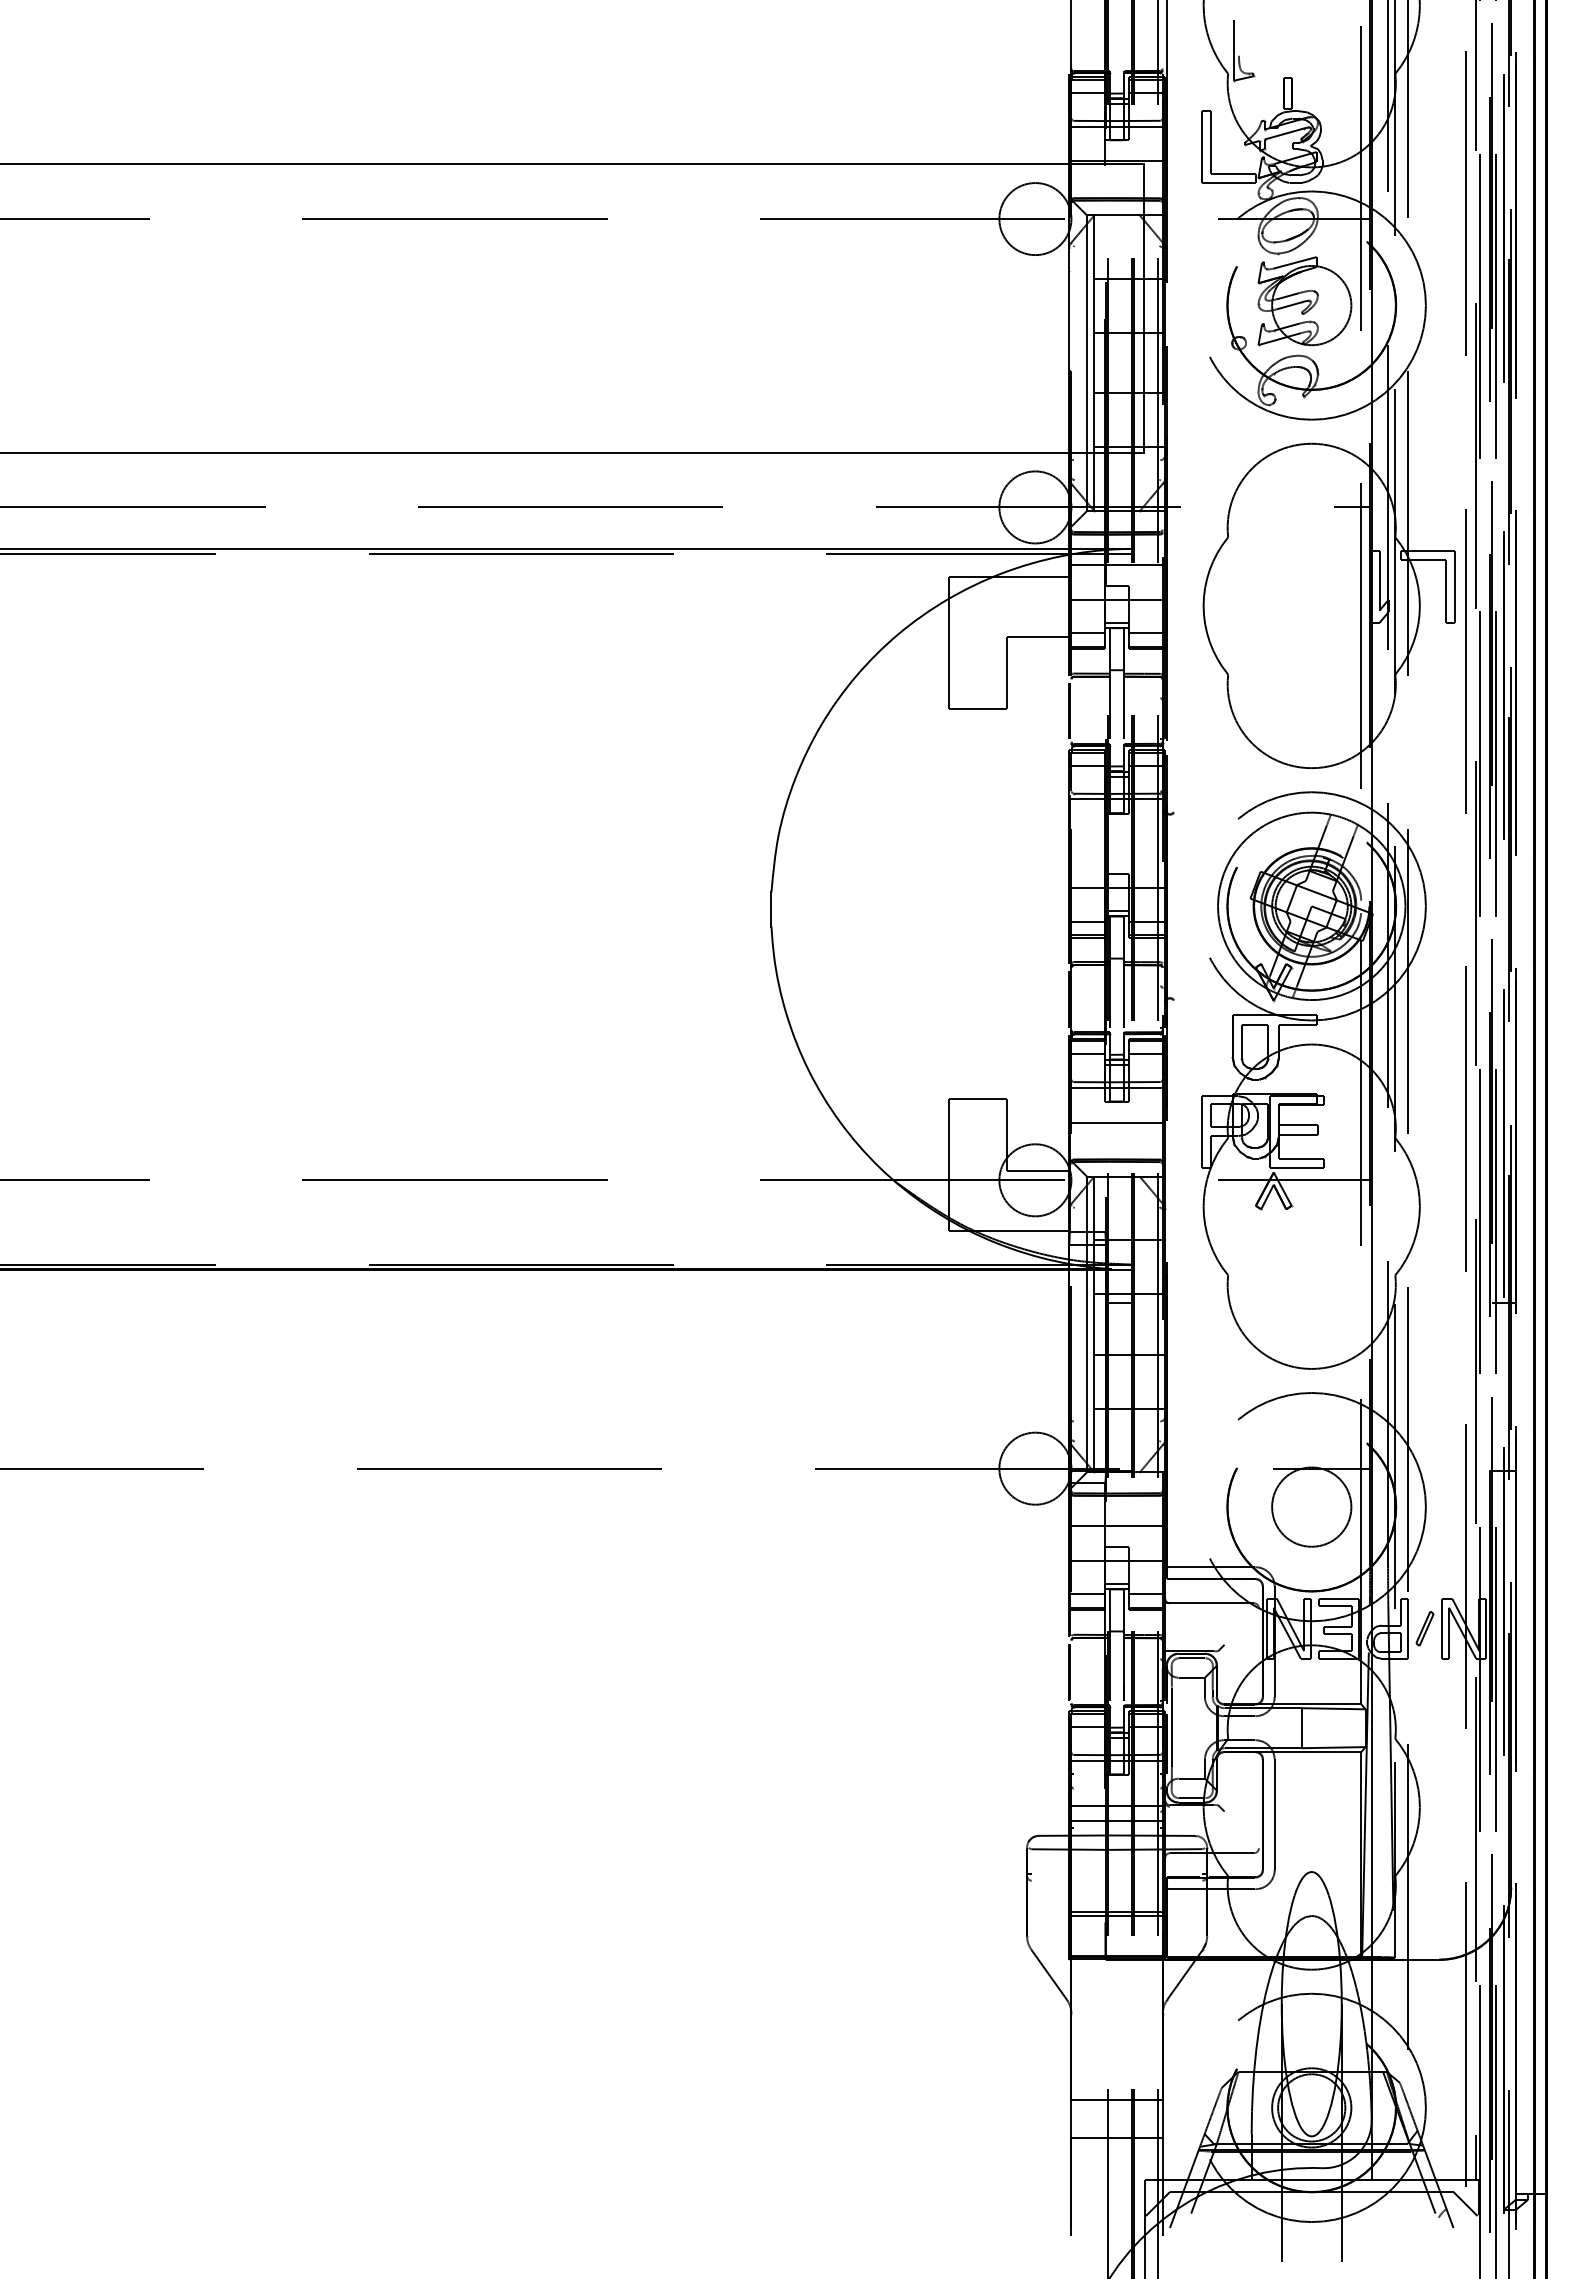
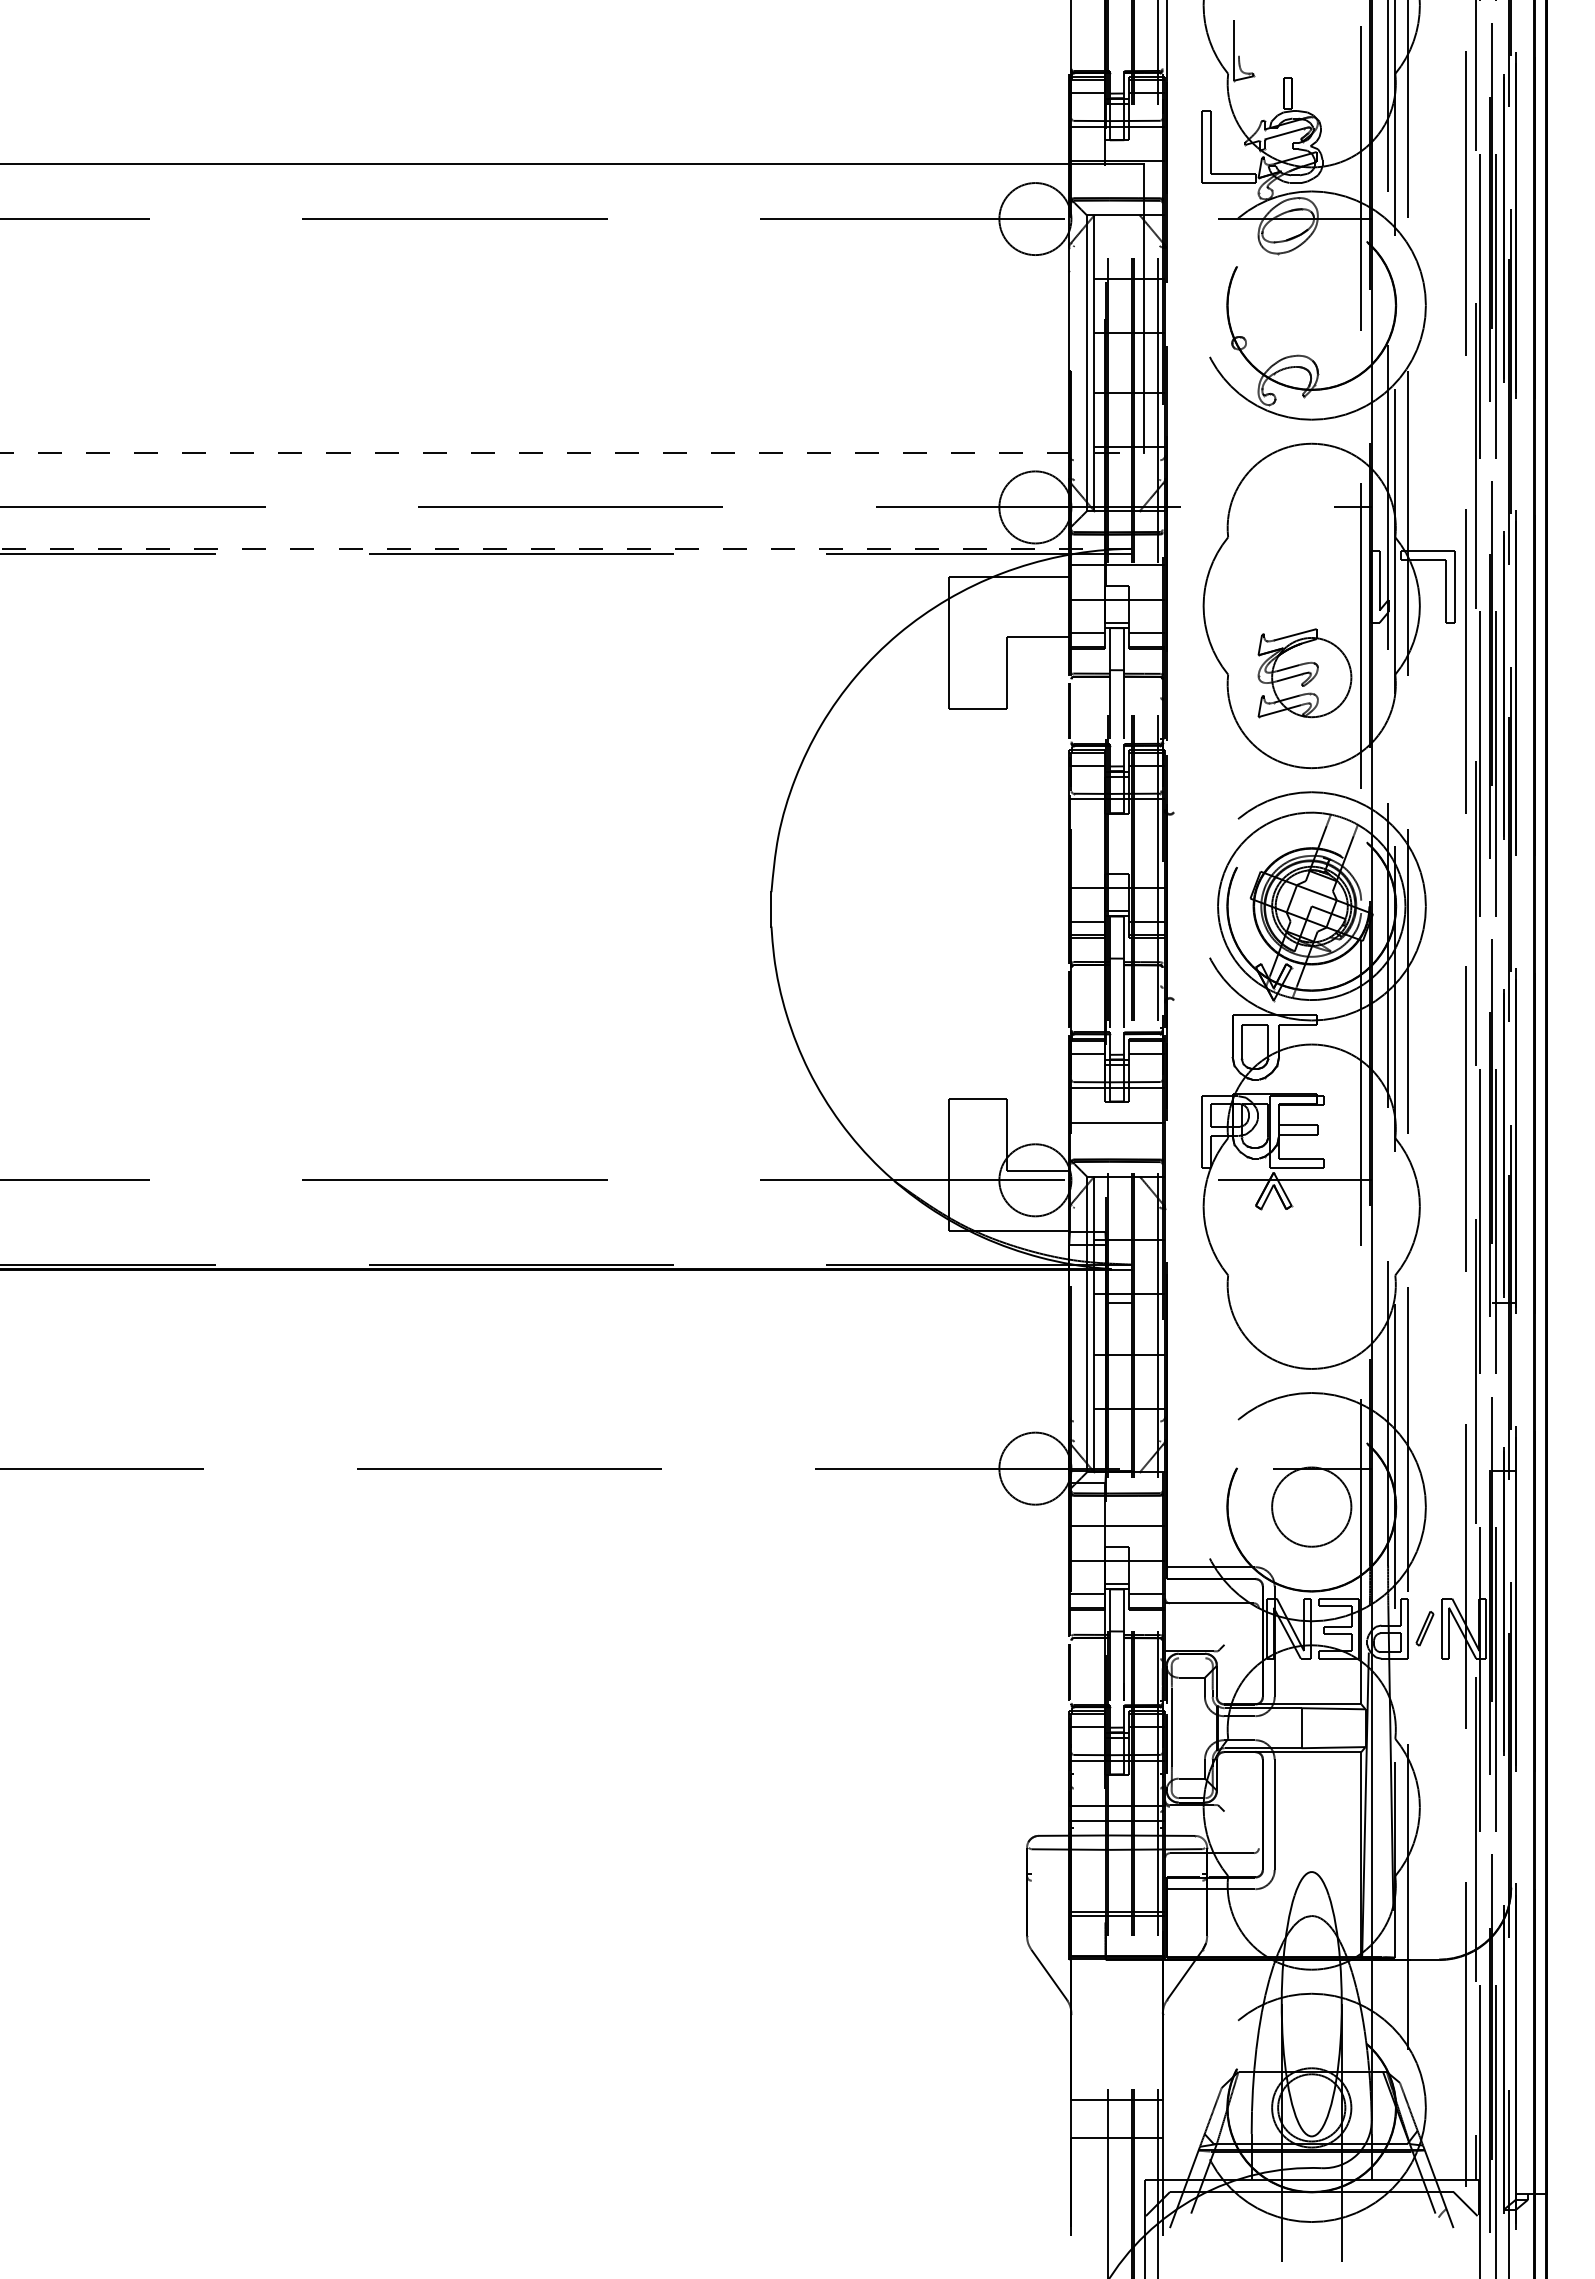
part position: (1304, 301) -> (1304, 673) (1304, 673)
line: solid -> dashed (572, 452)
line: solid -> dashed (565, 548)
line: present -> none (1192, 1658)
